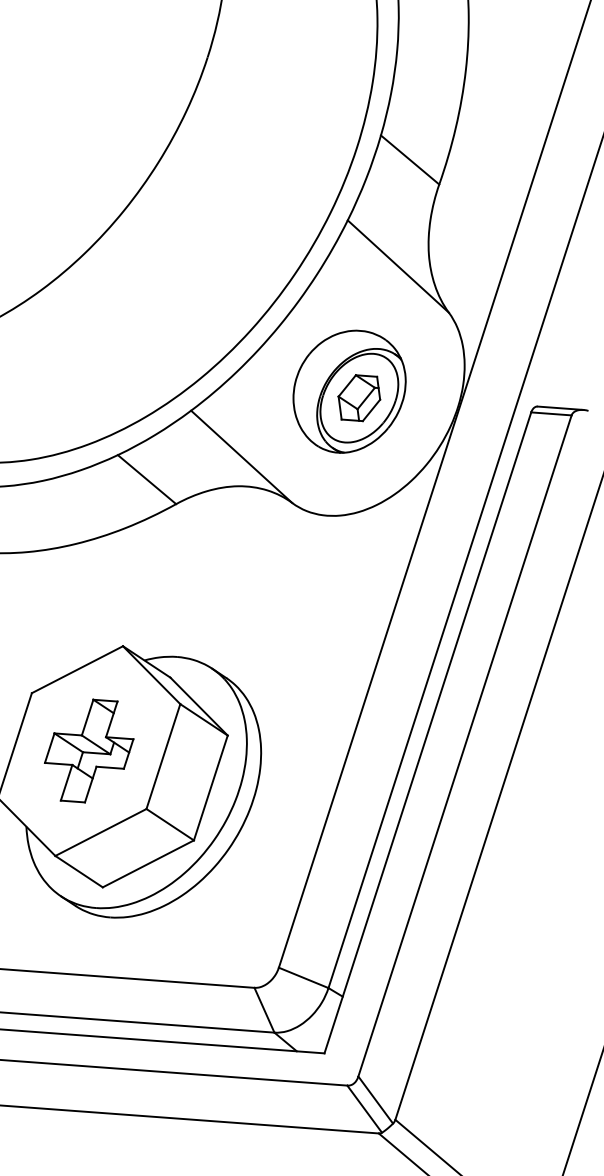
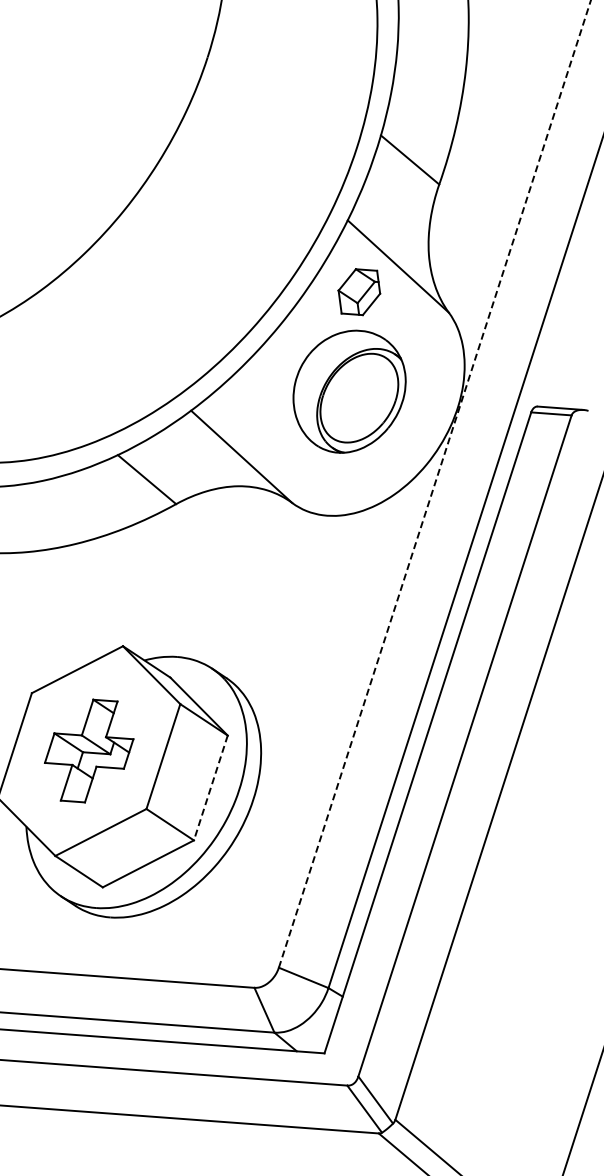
part position: (359, 398) -> (359, 292) (359, 292)
line: solid -> dashed (435, 483)
line: solid -> dashed (210, 788)
